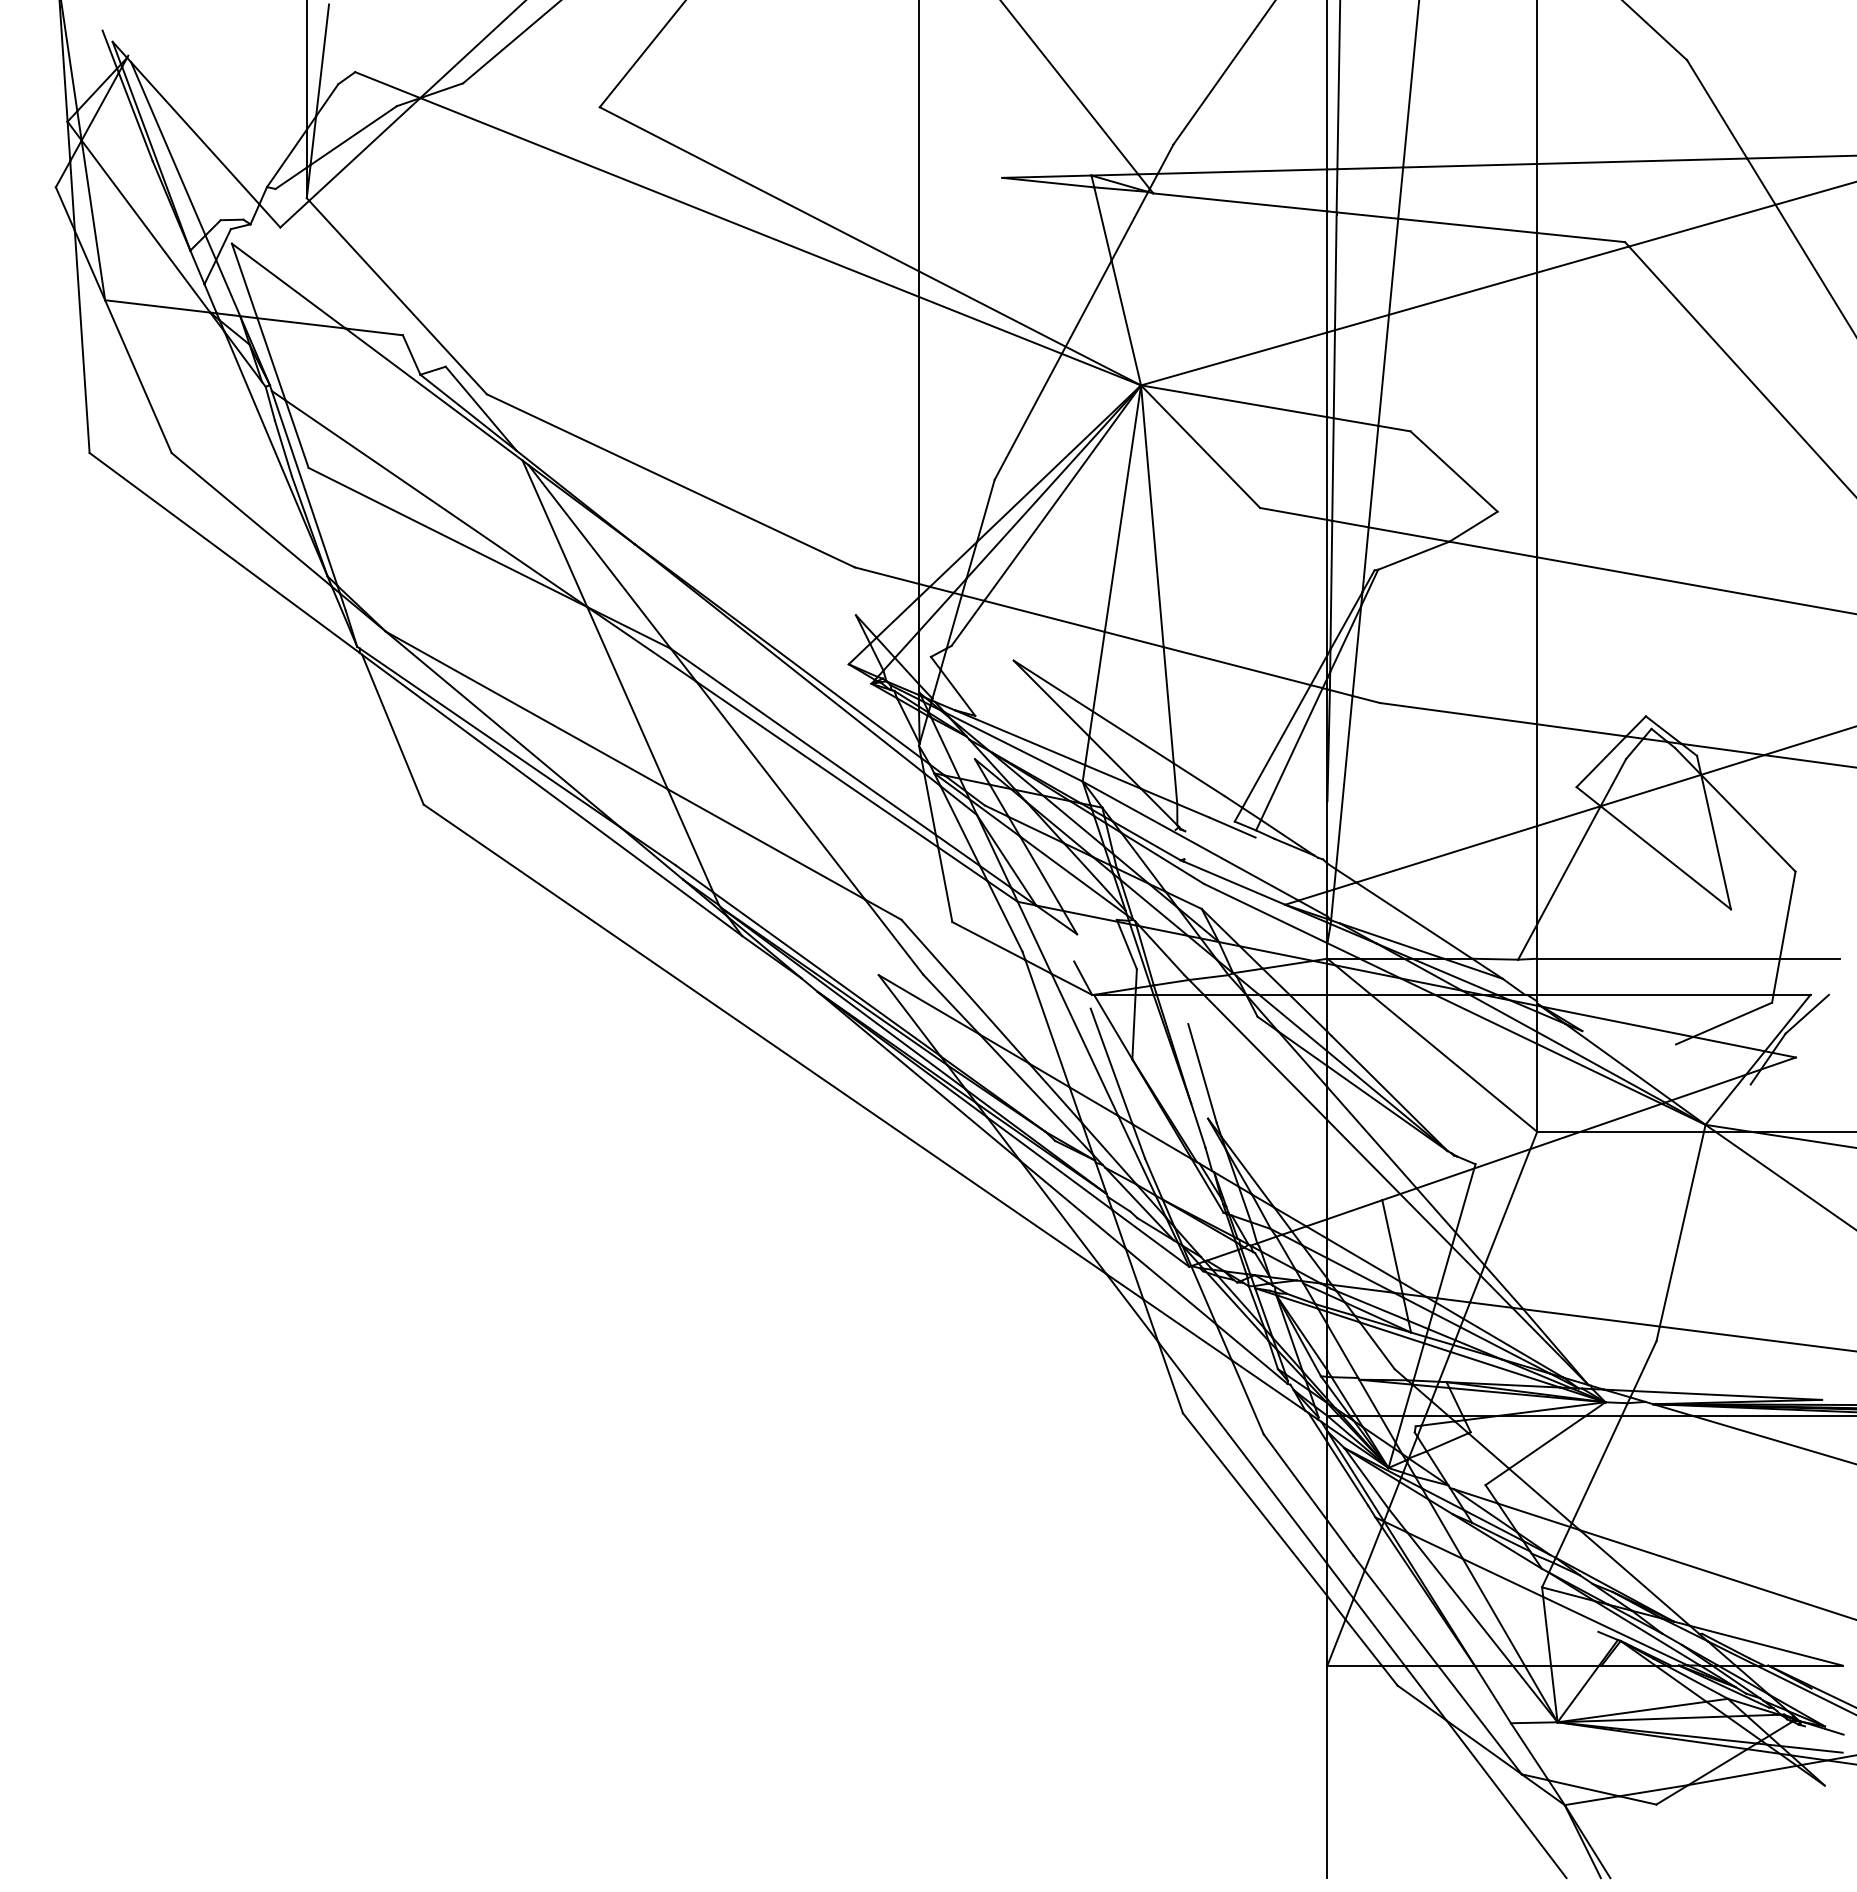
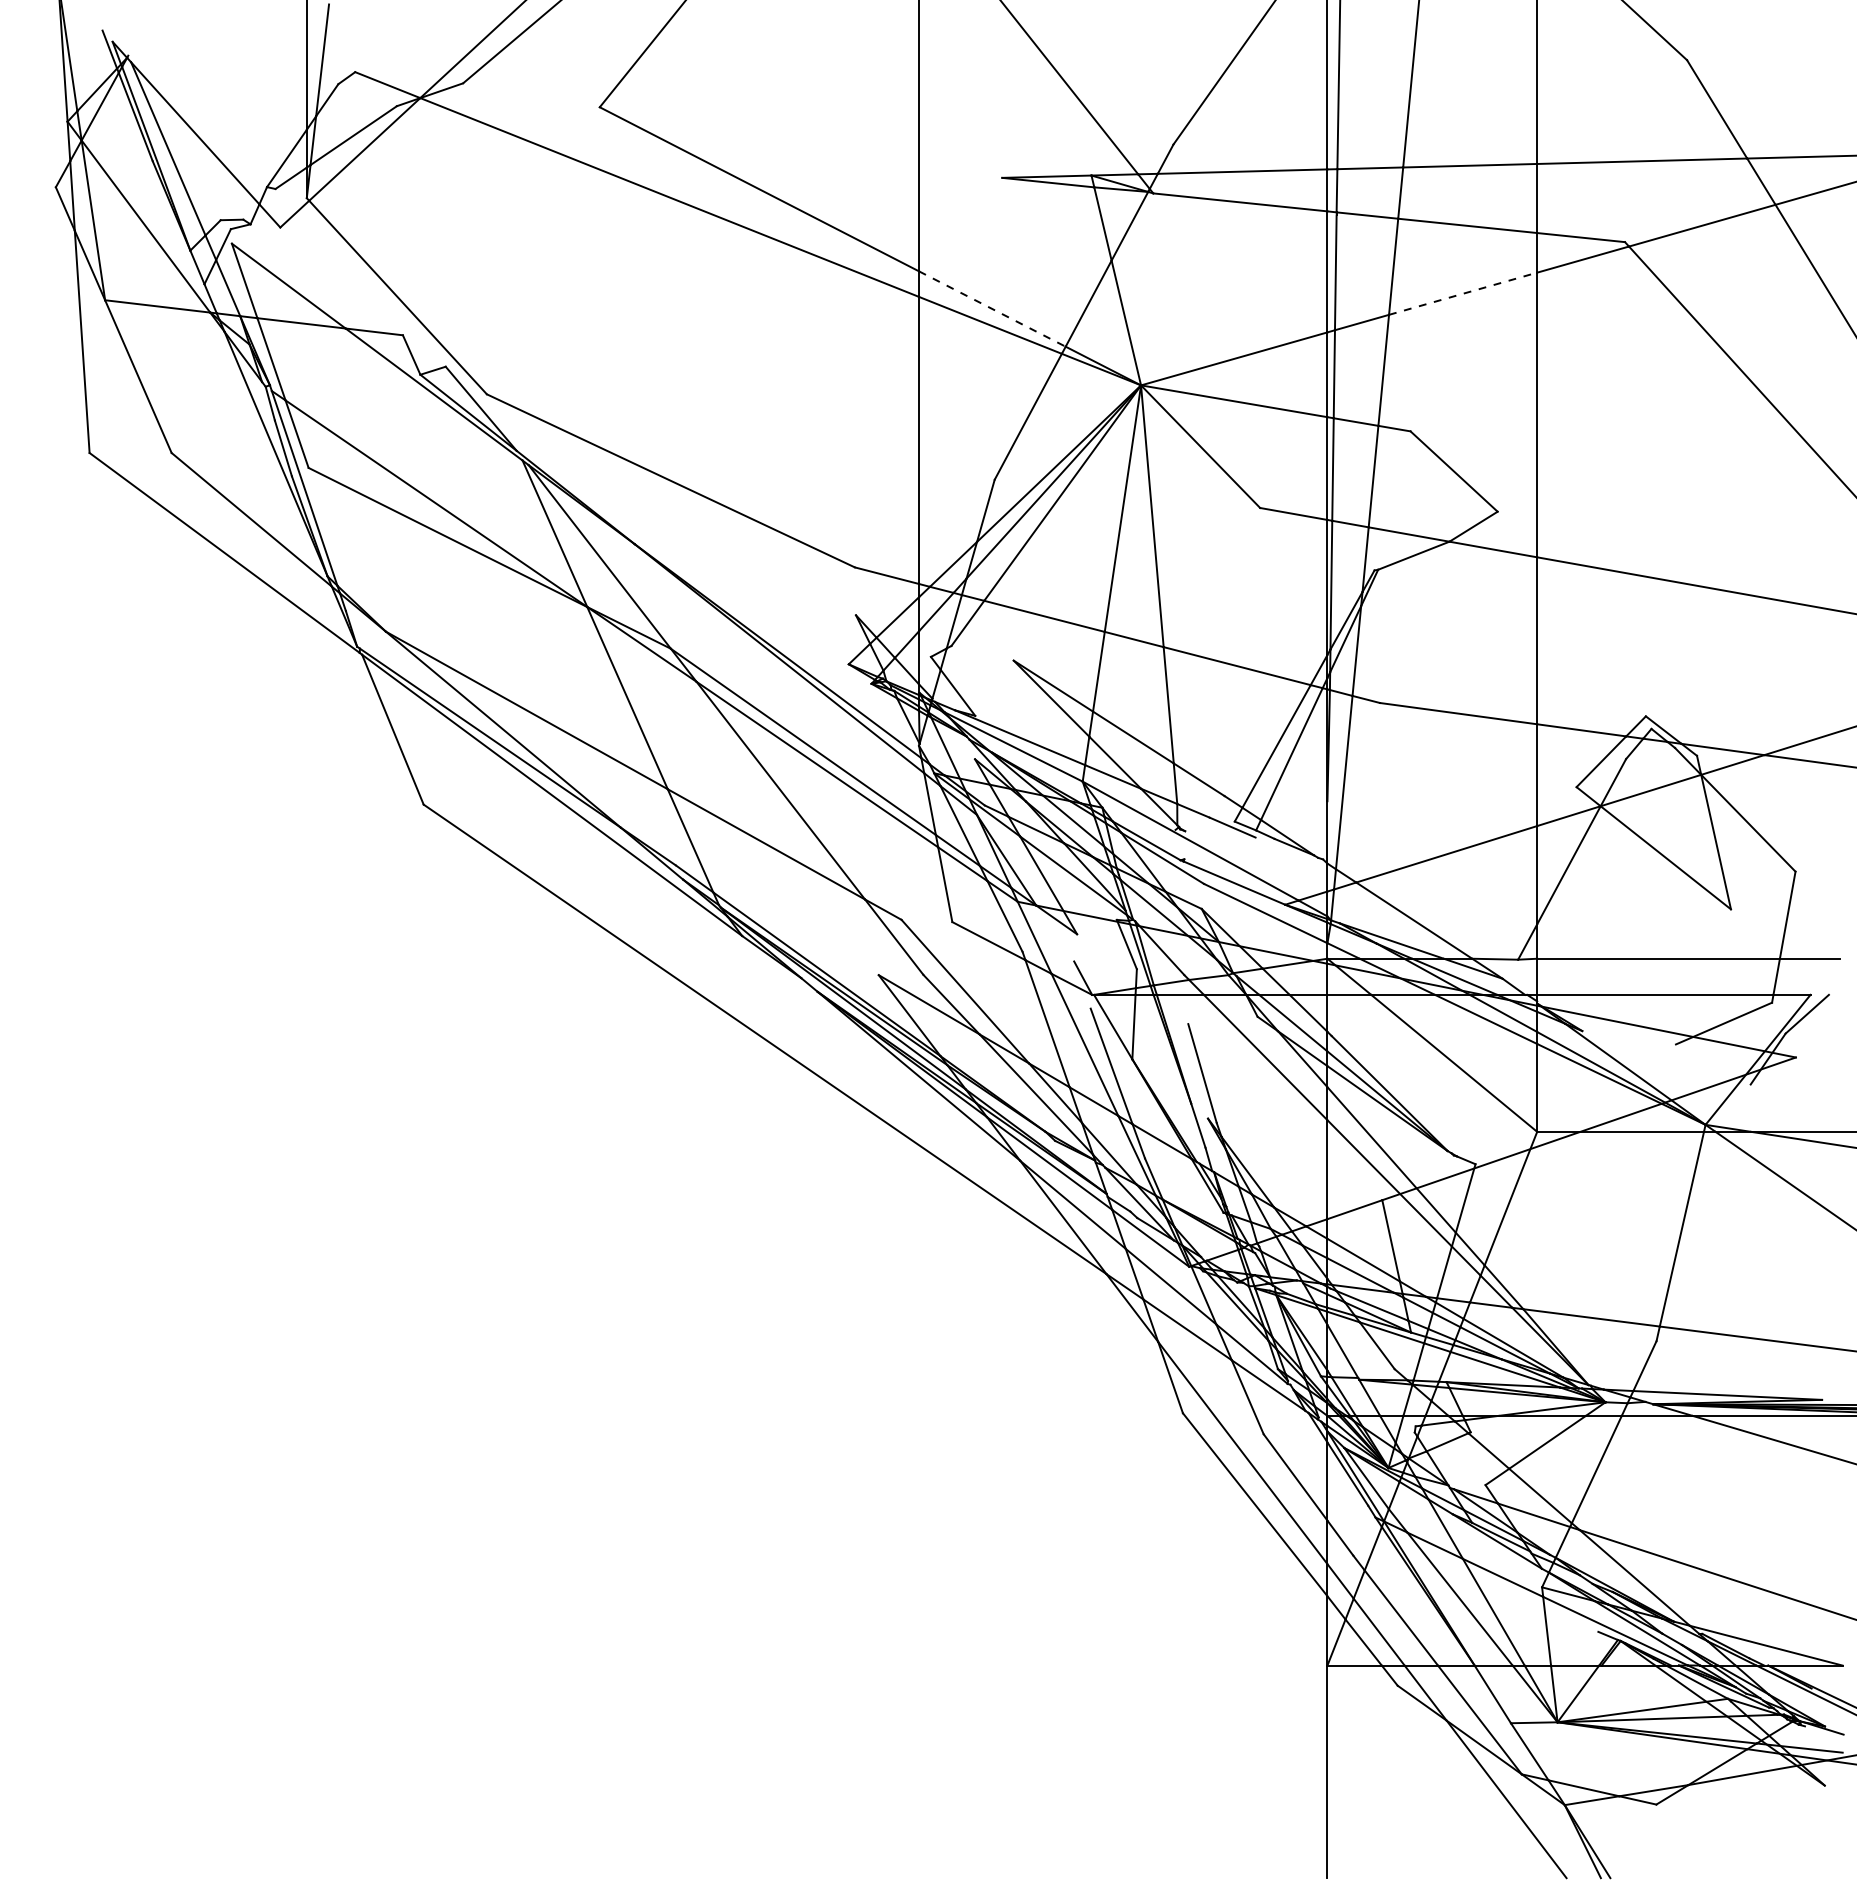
line: solid -> dashed (1463, 293)
line: solid -> dashed (992, 309)
